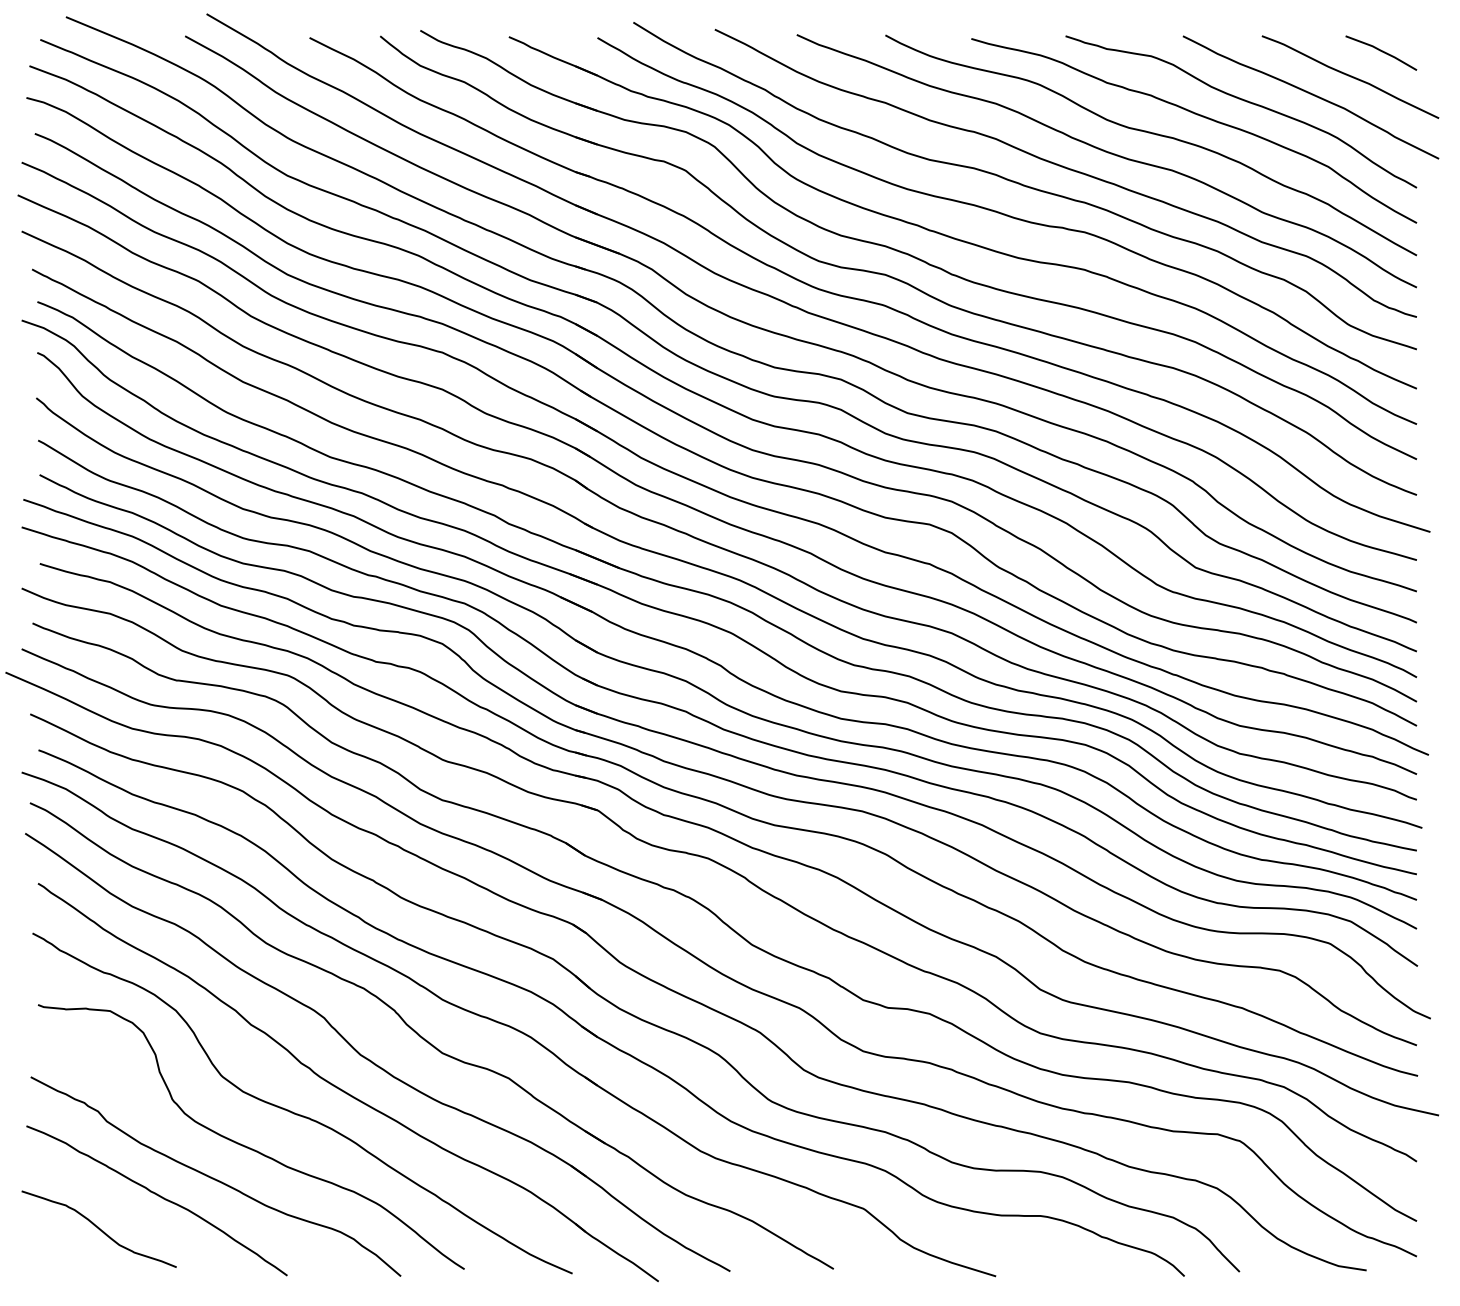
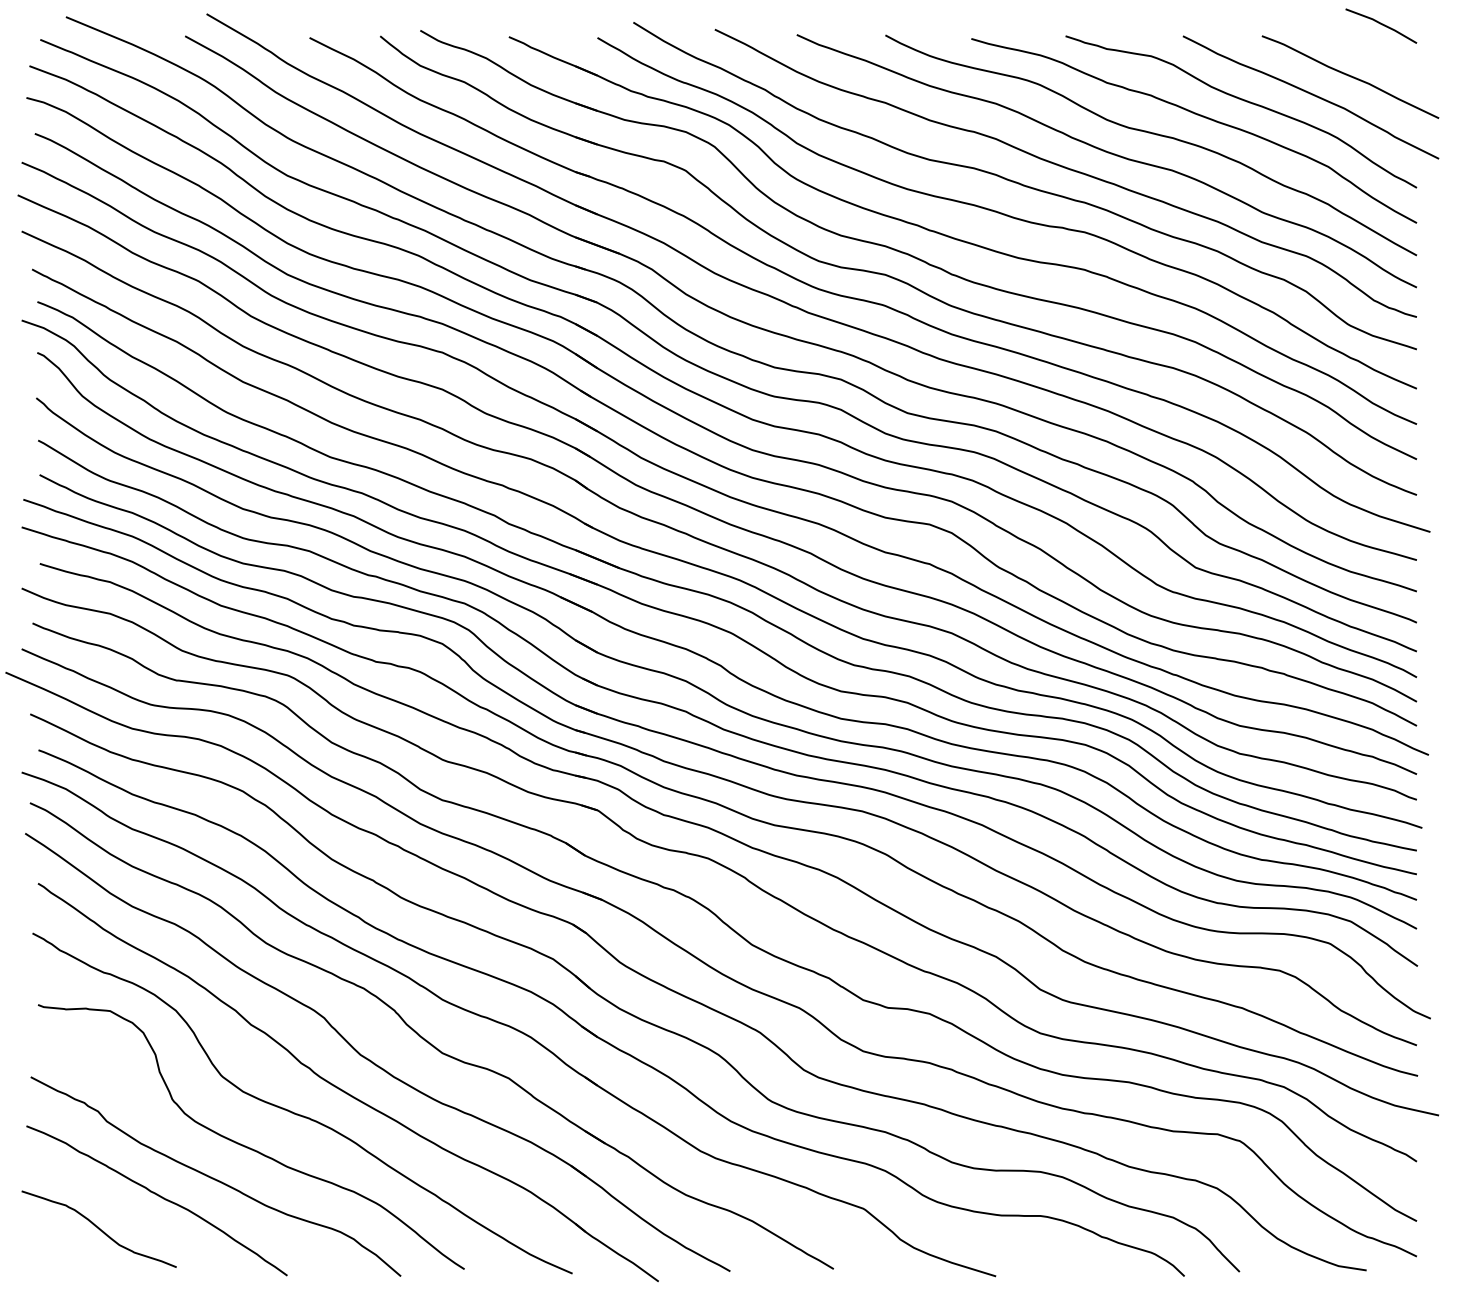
line position: (1381, 51) -> (1381, 24) (1381, 24)
